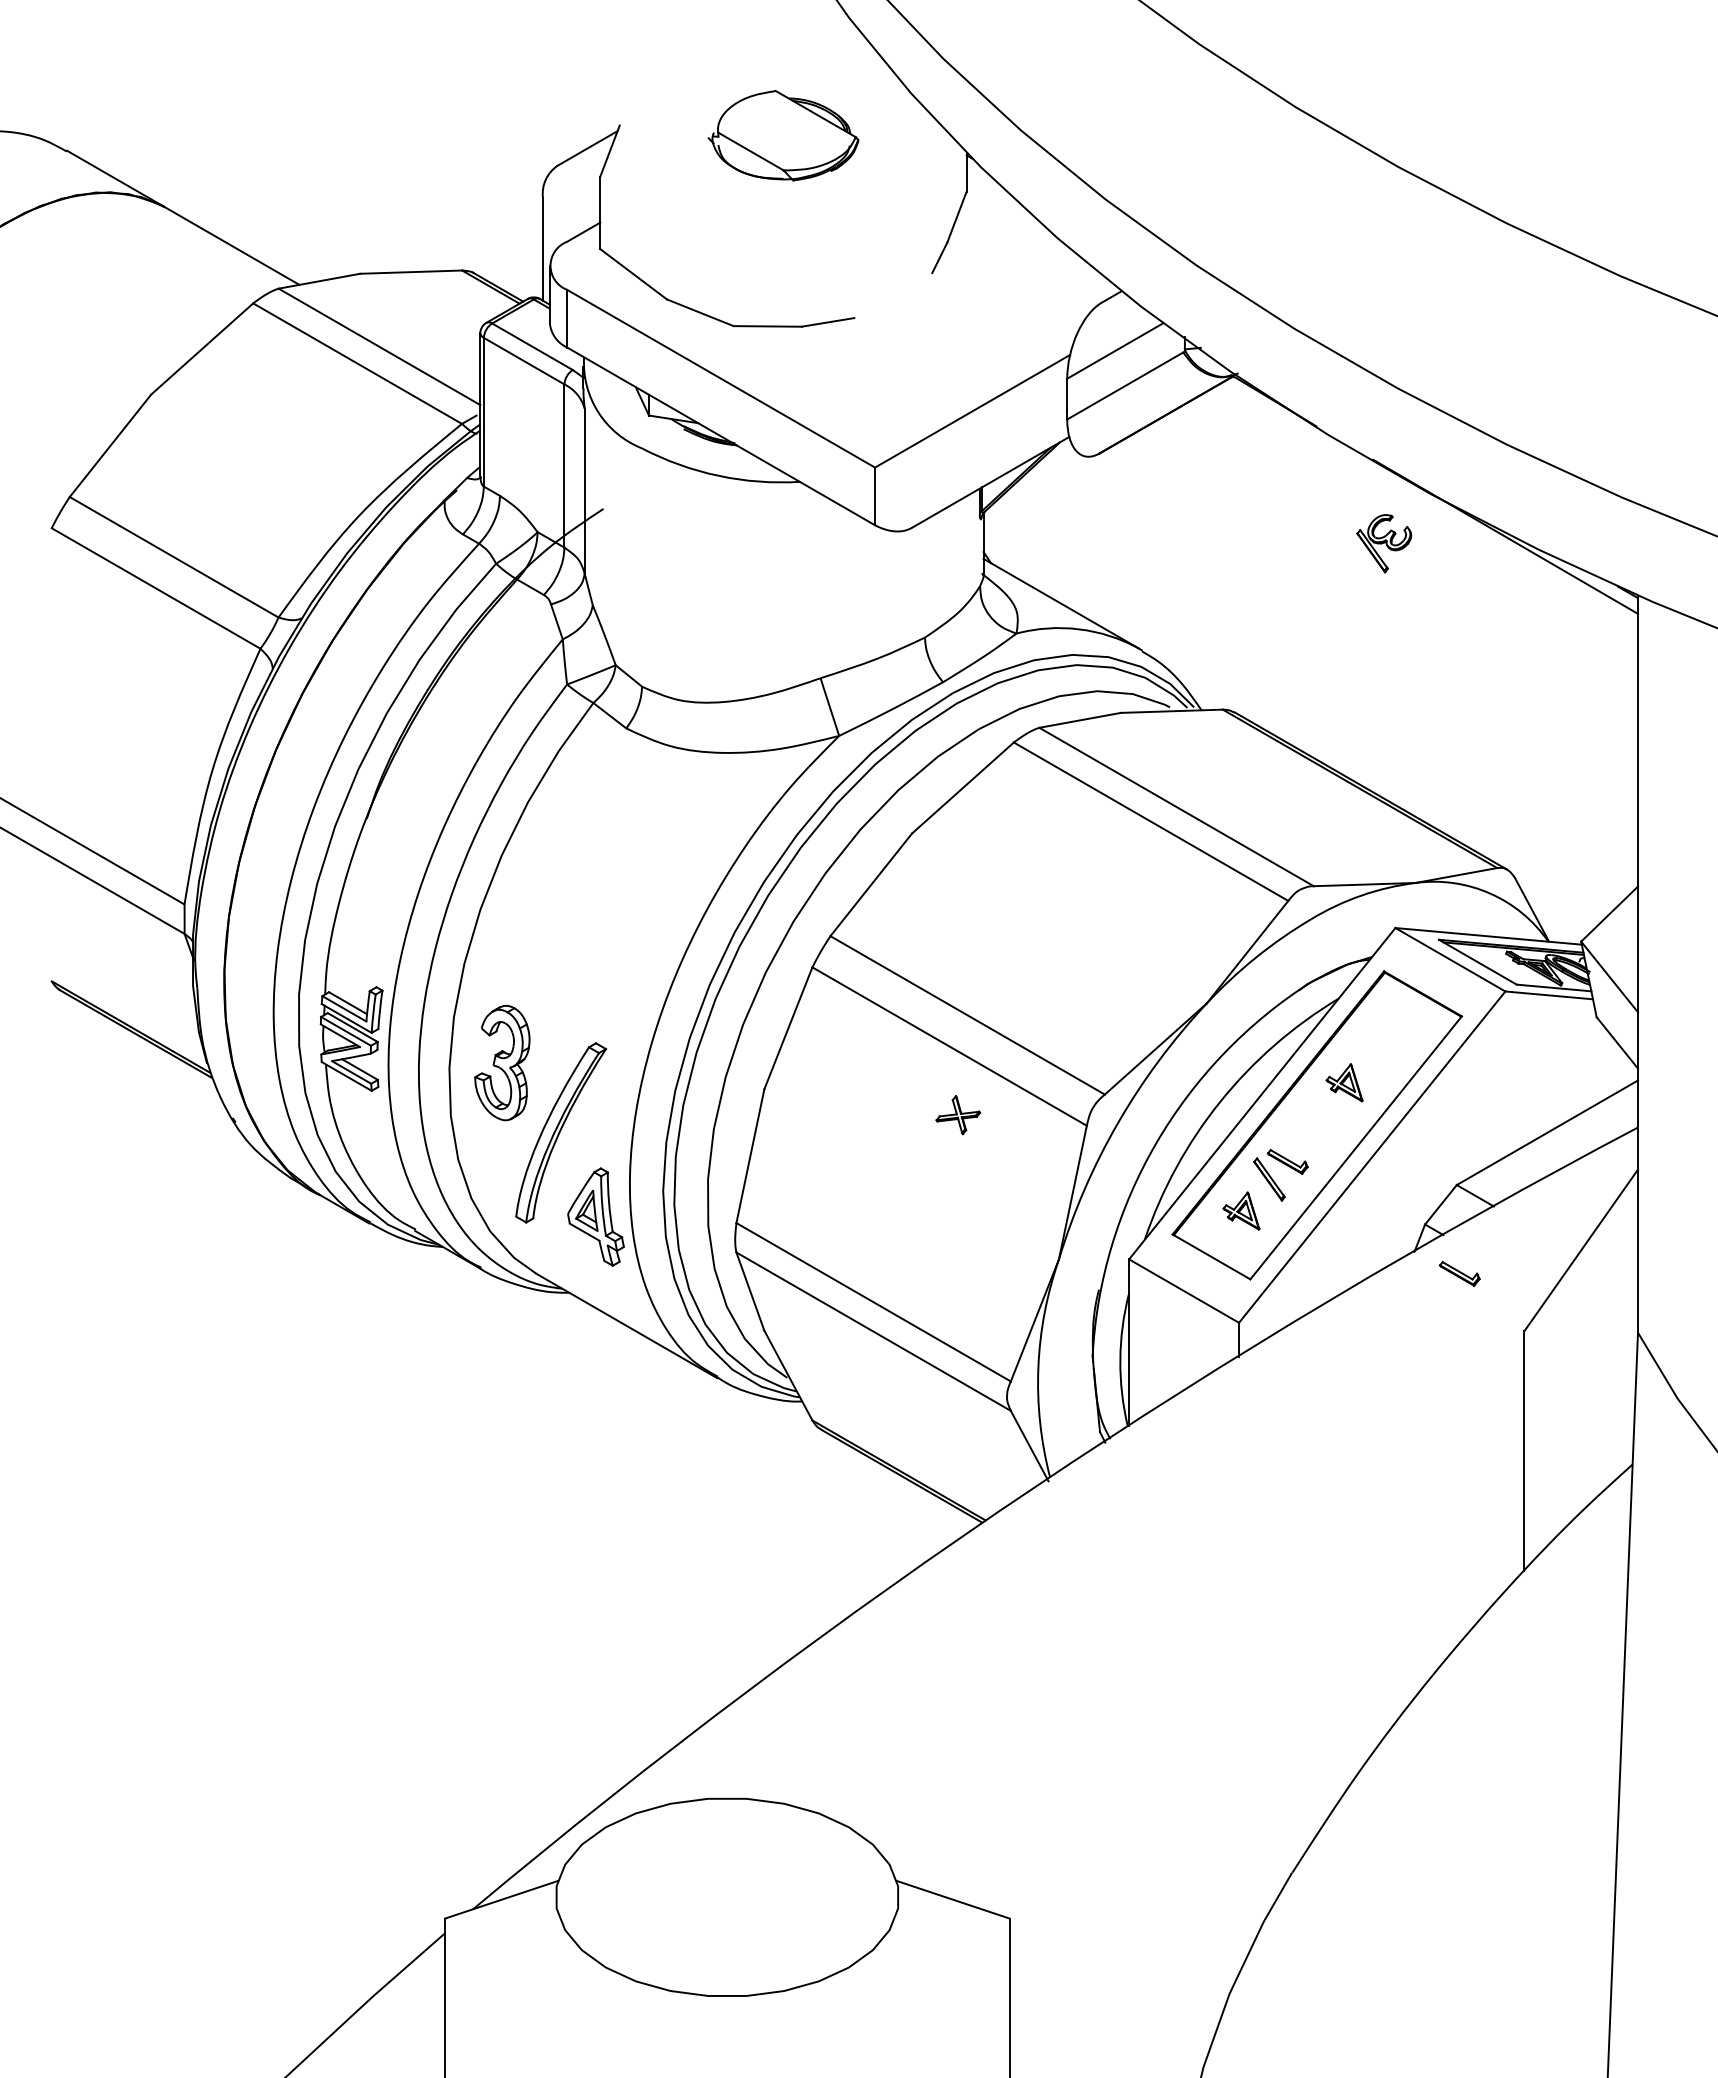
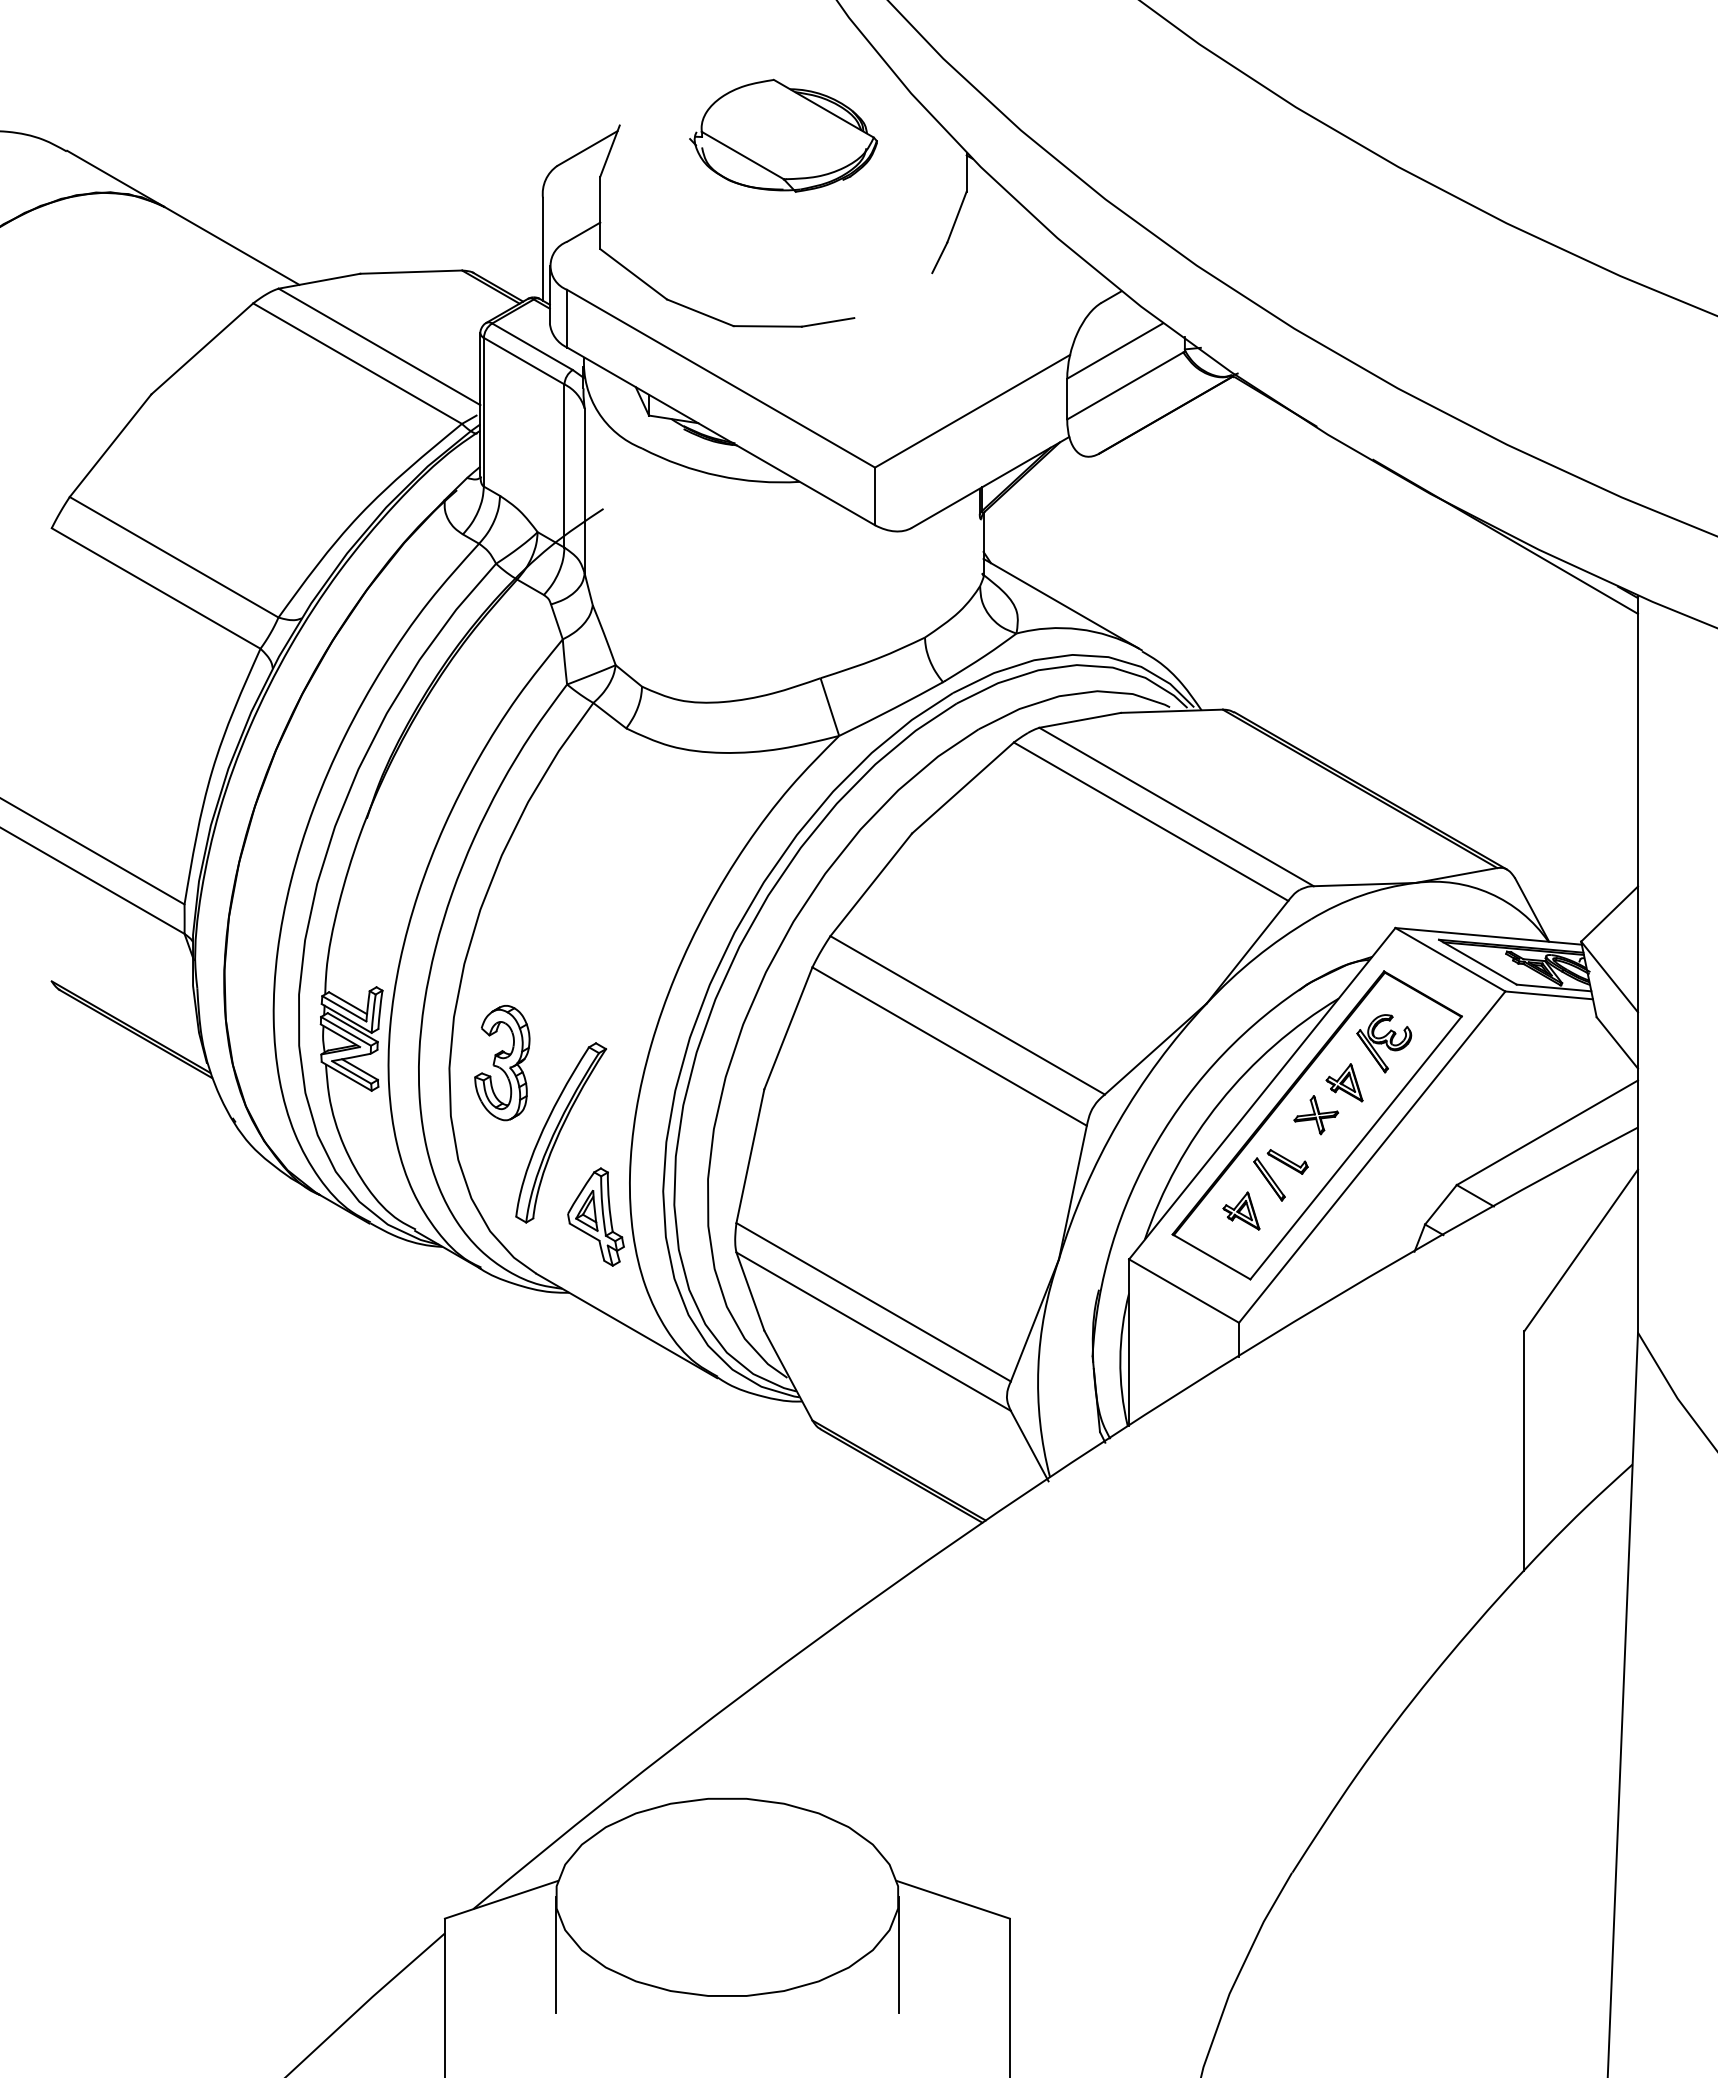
part size: 153x92 px -> 189x115 px (783, 135)
part position: (1384, 543) -> (1384, 1043) (1384, 1043)
part position: (958, 1115) -> (1316, 1115) (1316, 1115)
part: present -> none (1459, 1273)
line: none -> present (555, 1954)
line: none -> present (899, 1954)
